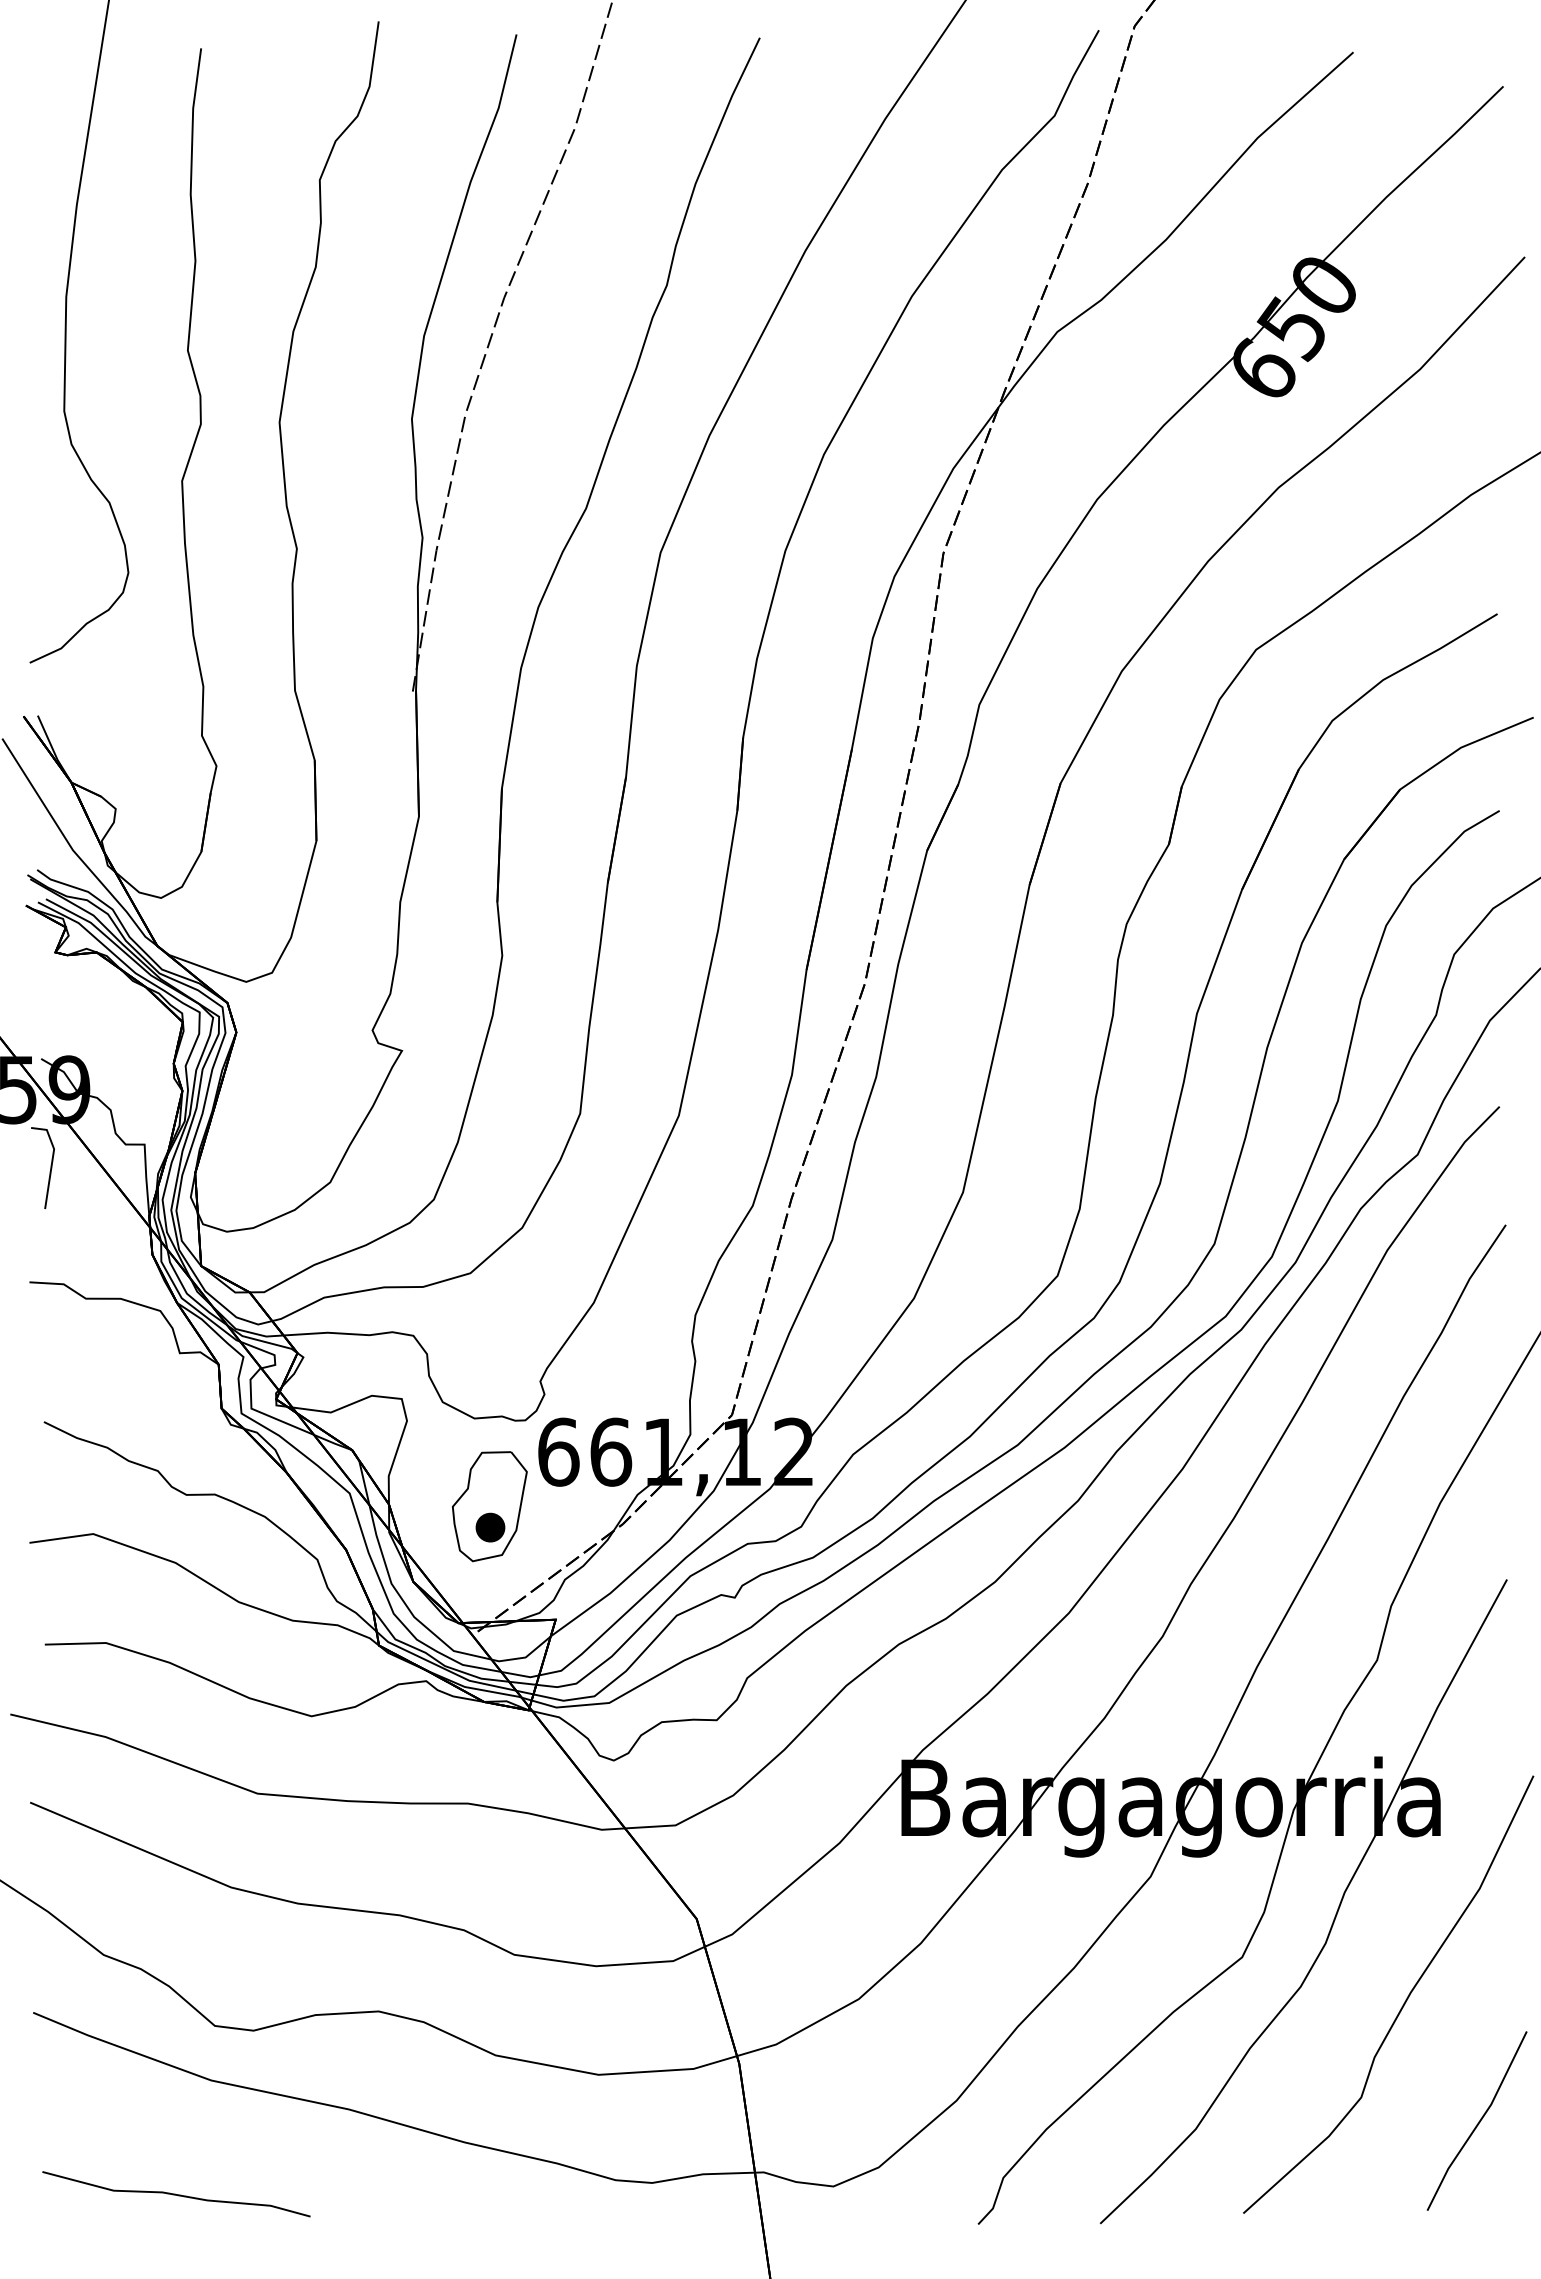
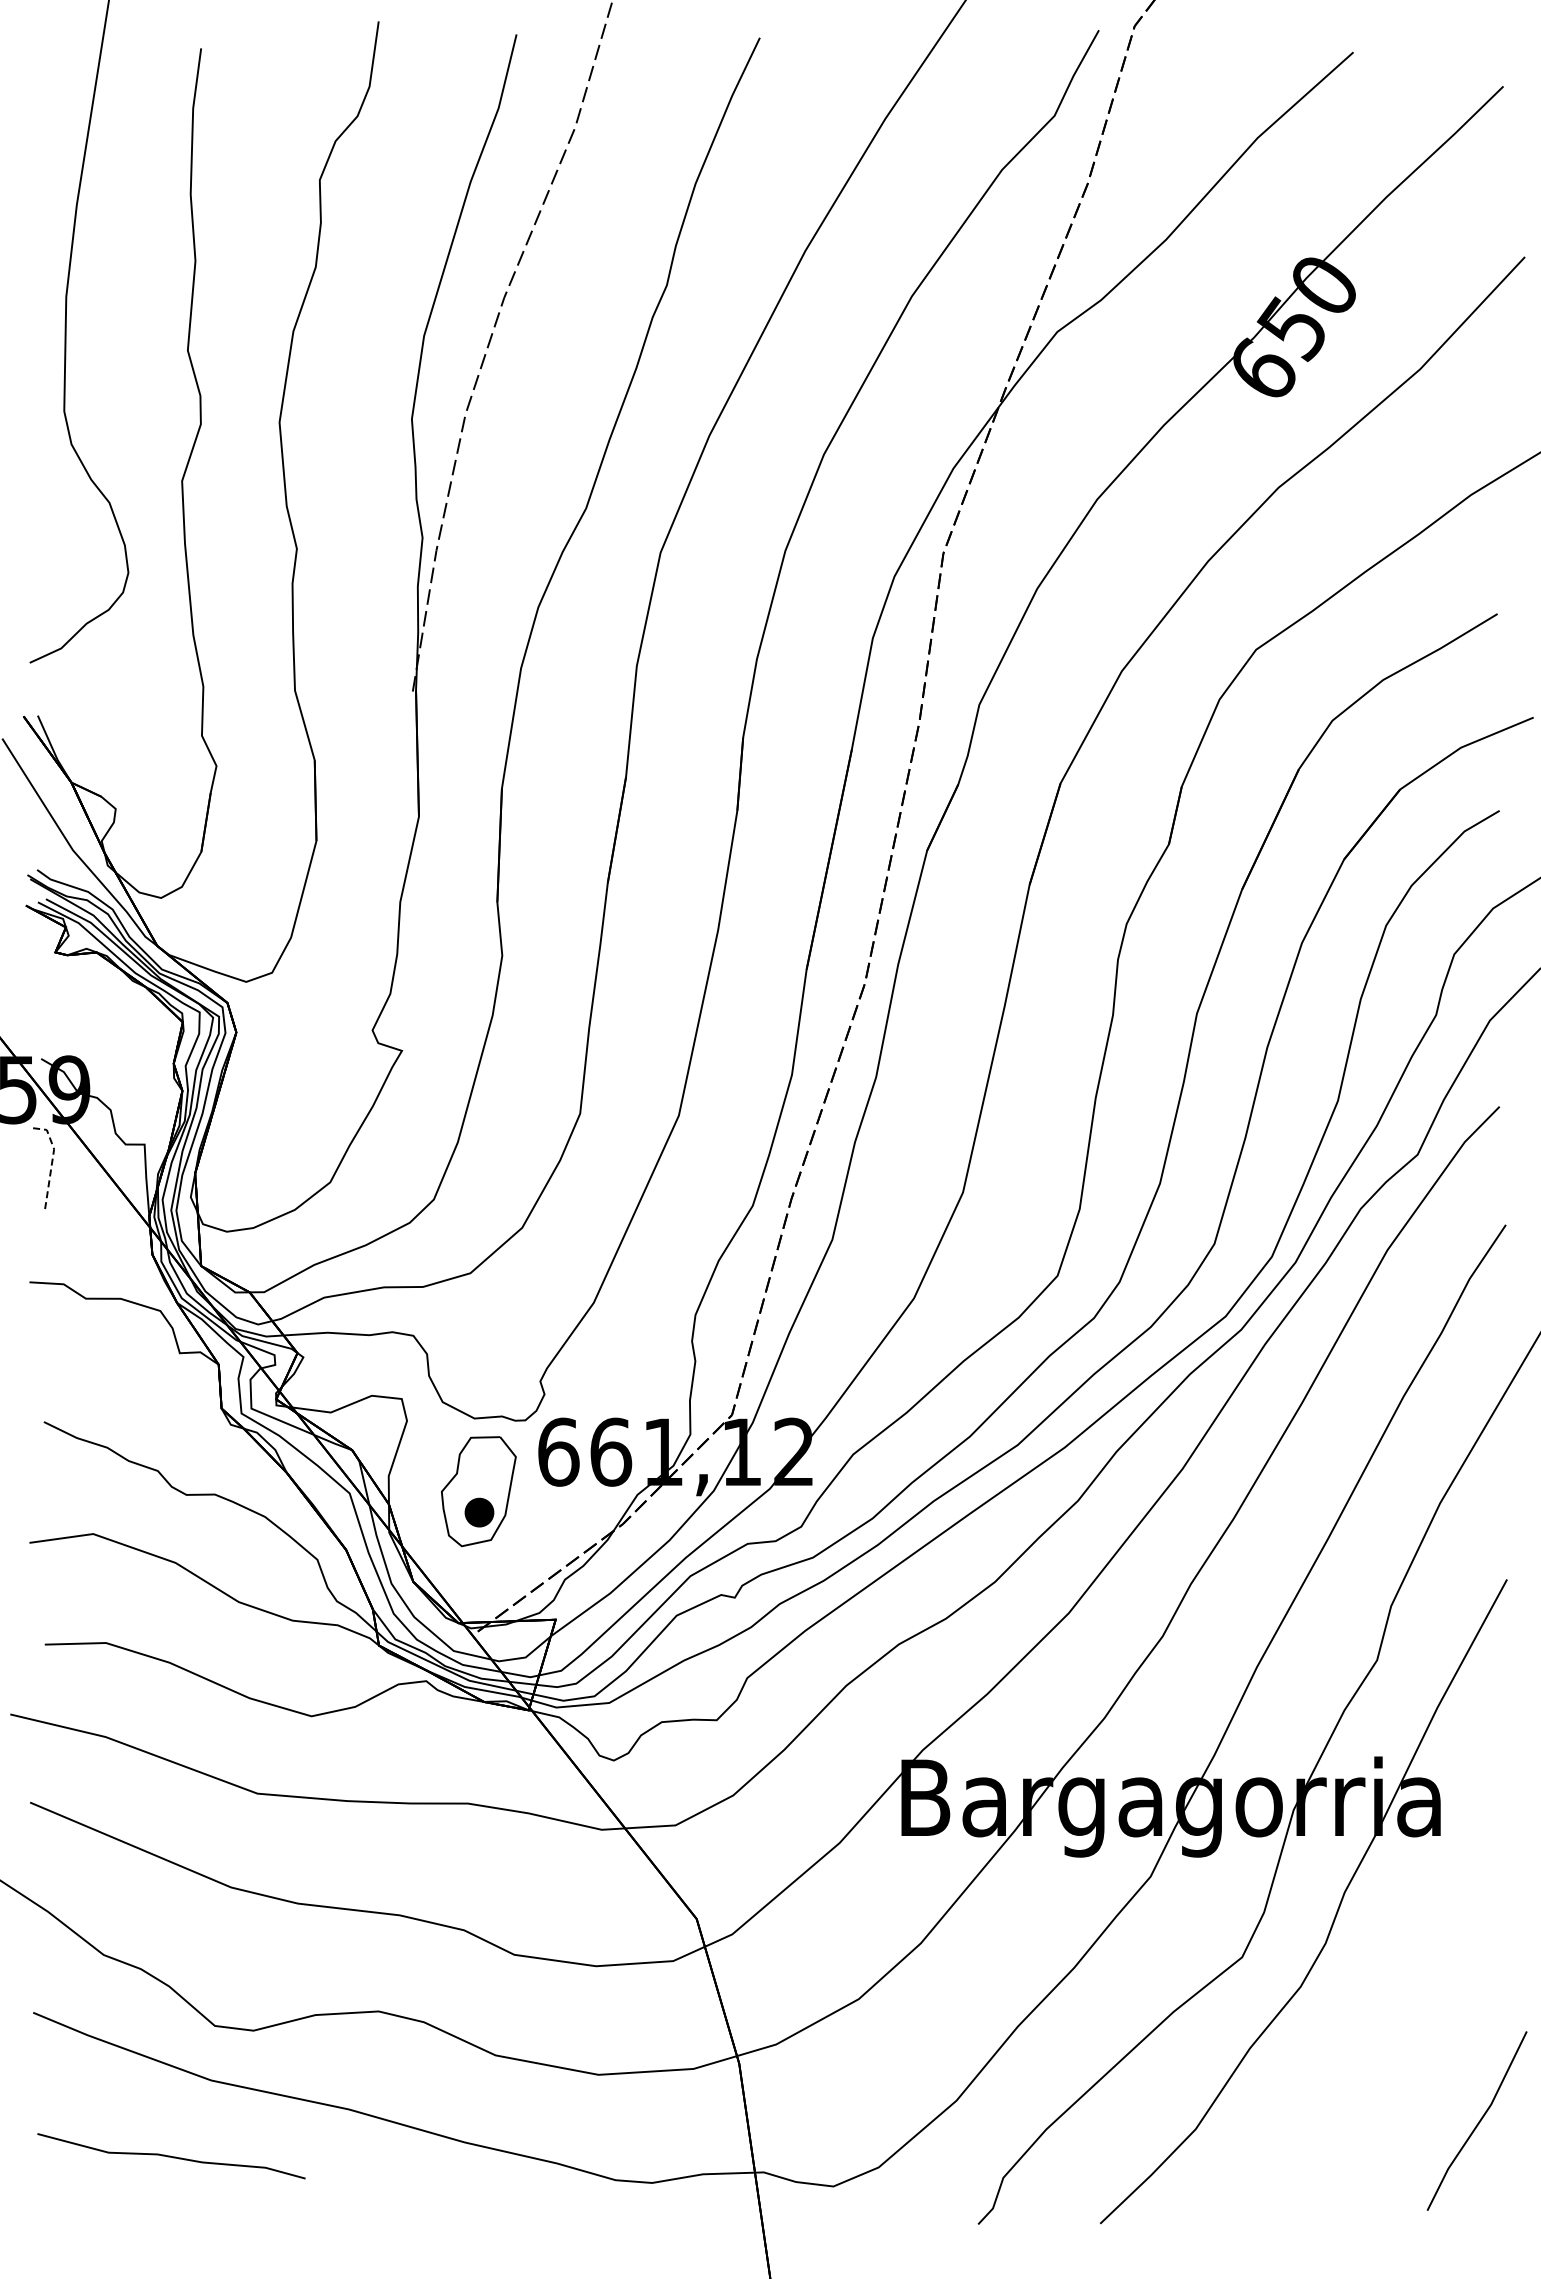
line: solid -> dashed (52, 1159)
part position: (489, 1506) -> (478, 1491) (478, 1491)
curve: present -> none (1404, 2001)
curve position: (176, 2194) -> (171, 2156) (171, 2156)
